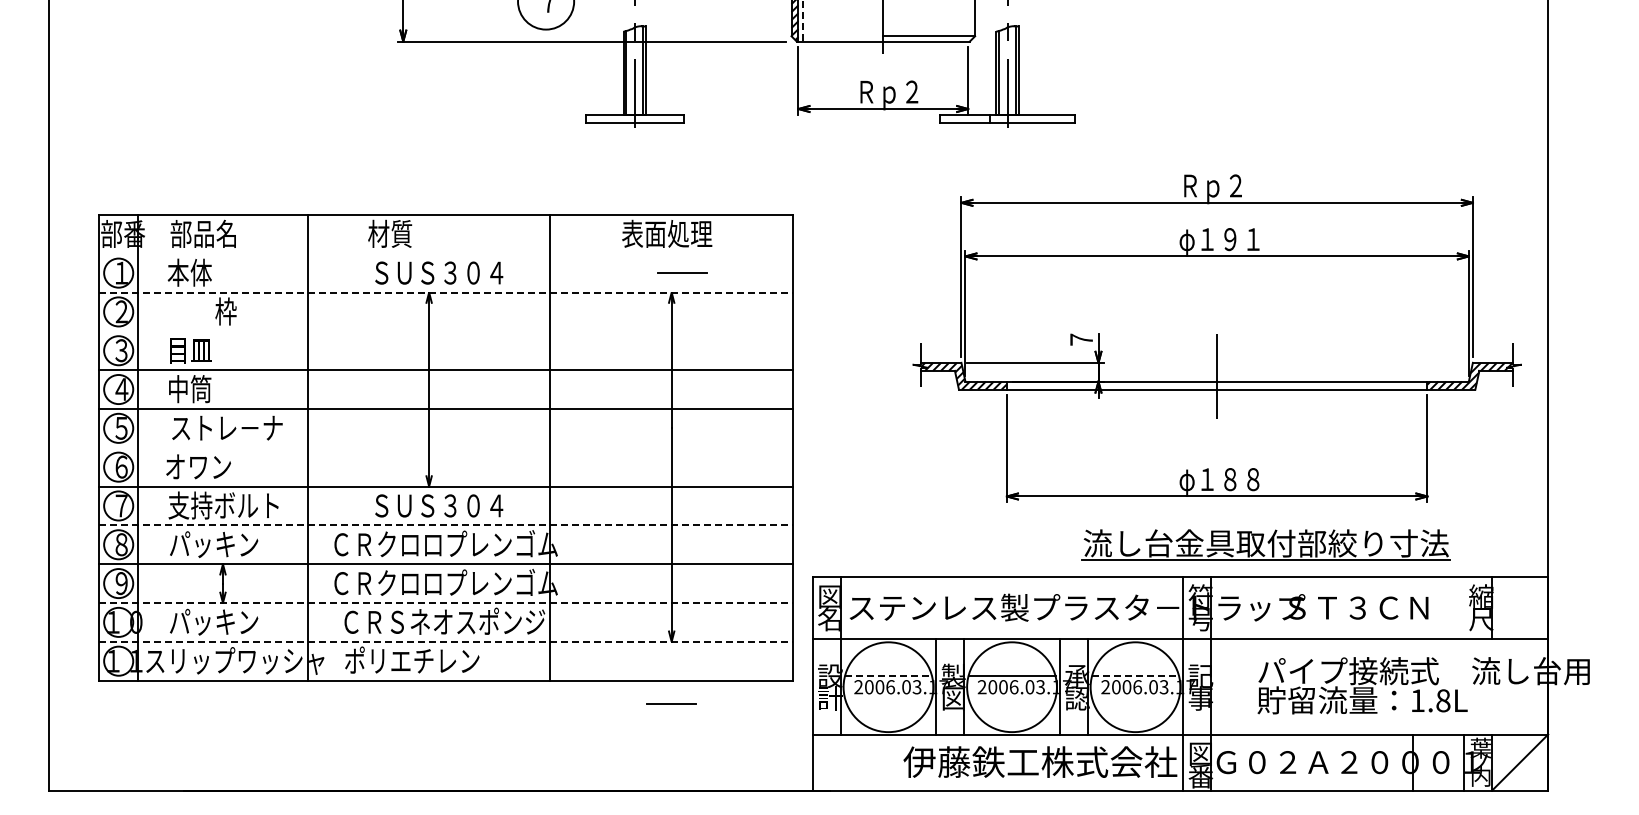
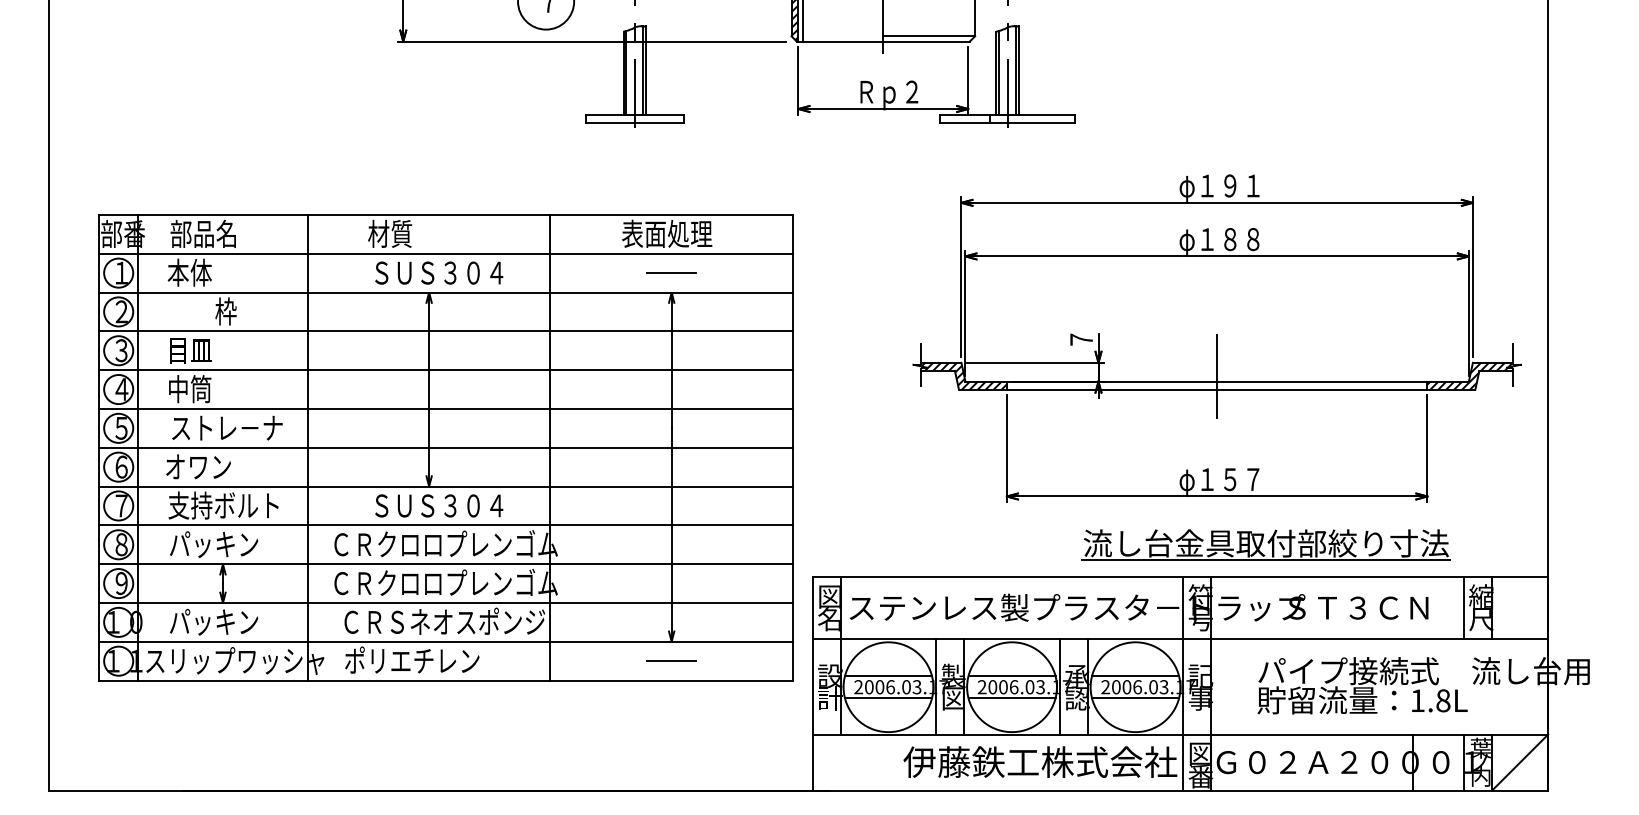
line: dashed -> solid (802, 21)
text: Ｒｐ２ -> φ１９１ (1219, 189)
text: φ１９１ -> φ１８８ (1241, 239)
line: none -> present (445, 253)
line position: (682, 272) -> (671, 272) (671, 272)
line: dashed -> solid (446, 292)
line: none -> present (445, 331)
line: none -> present (445, 447)
text: φ１８８ -> φ１５７ (1241, 479)
line: dashed -> solid (446, 525)
line: dashed -> solid (446, 602)
line: none -> present (1464, 608)
line: dashed -> solid (446, 641)
line: dashed -> solid (889, 676)
line: dashed -> solid (1136, 676)
line: none -> present (888, 698)
line: none -> present (1011, 698)
line: none -> present (1135, 698)
line position: (671, 703) -> (671, 660) (671, 660)
